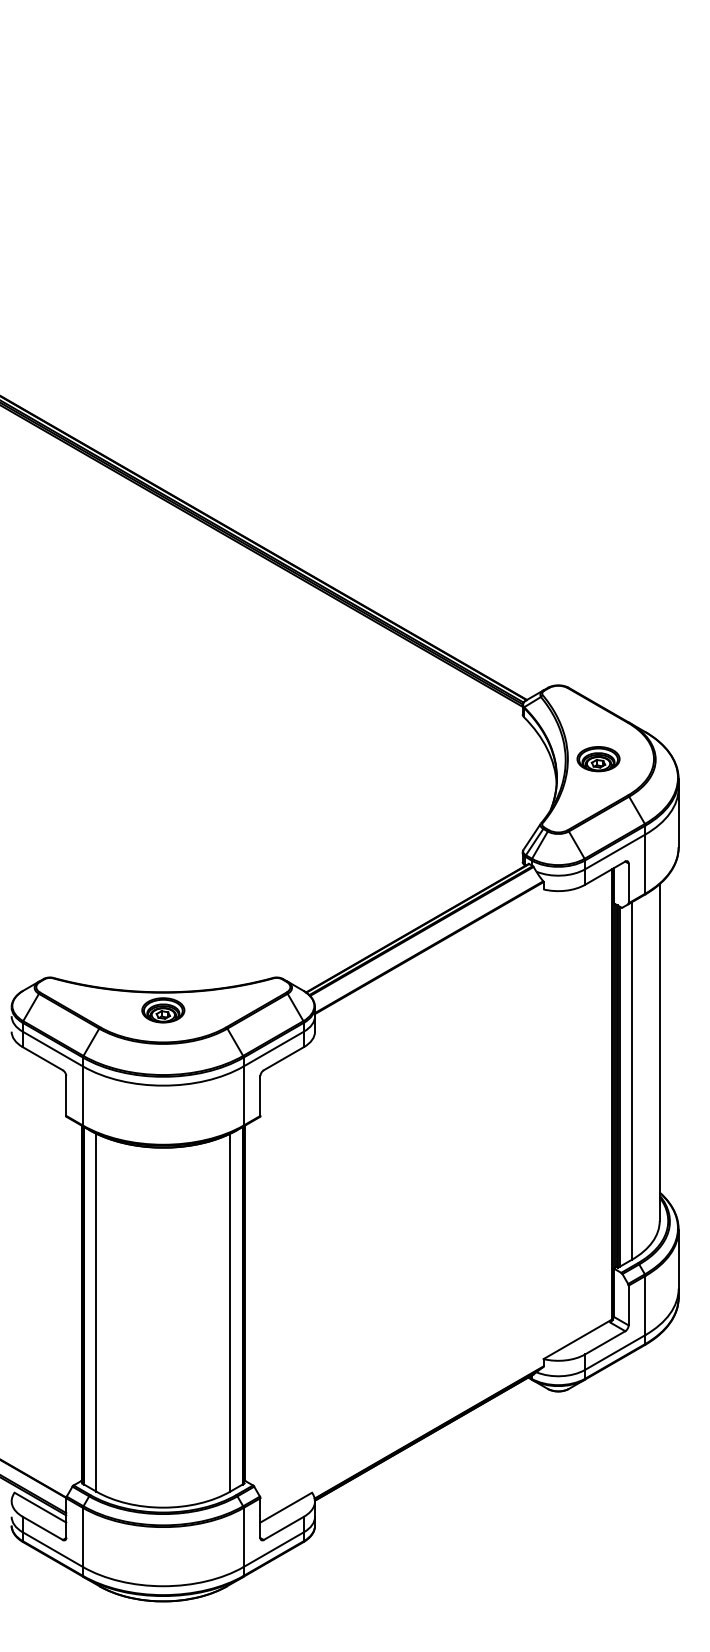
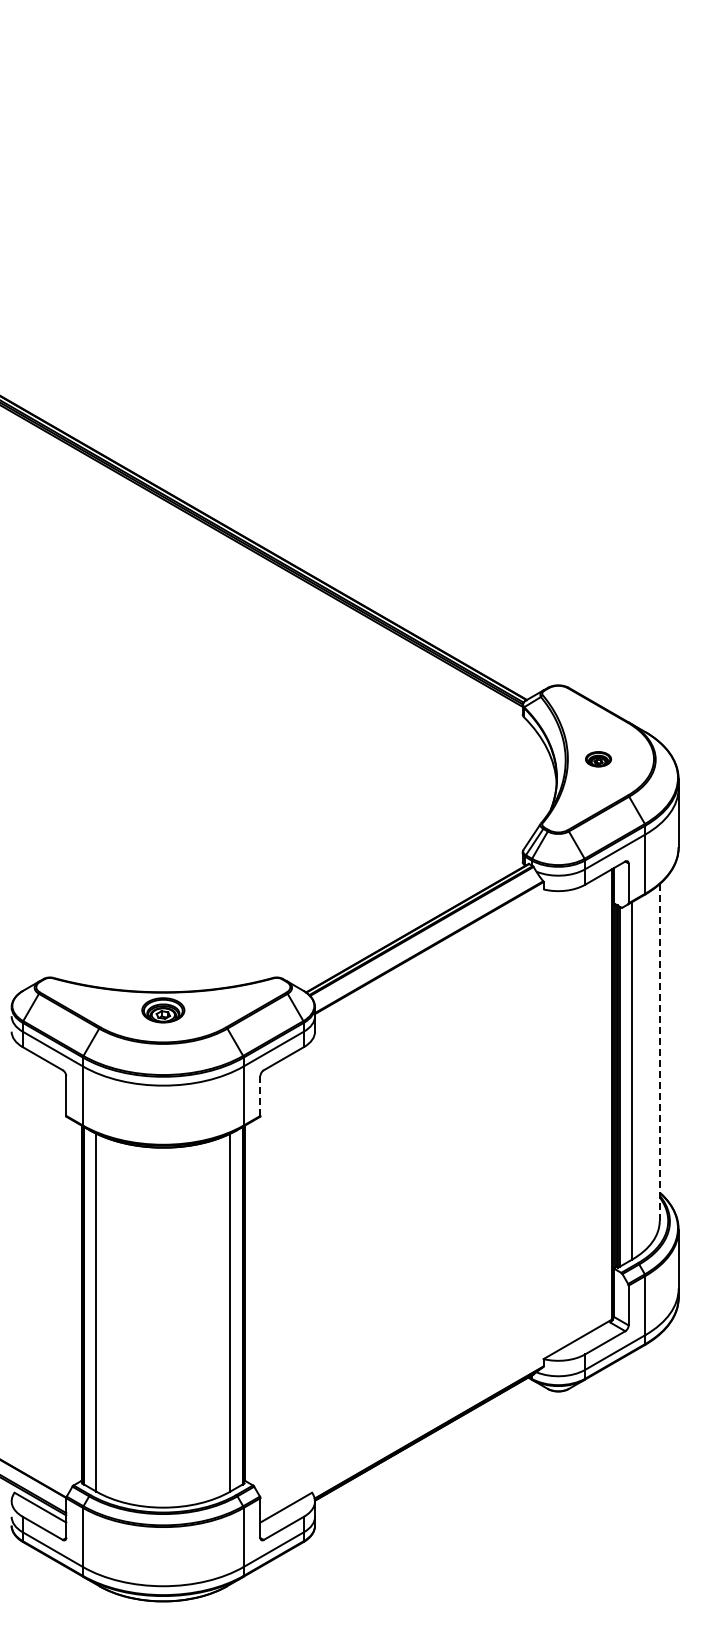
part size: 45x27 px -> 28x17 px (598, 759)
line: solid -> dashed (659, 1052)
line: solid -> dashed (260, 1096)
